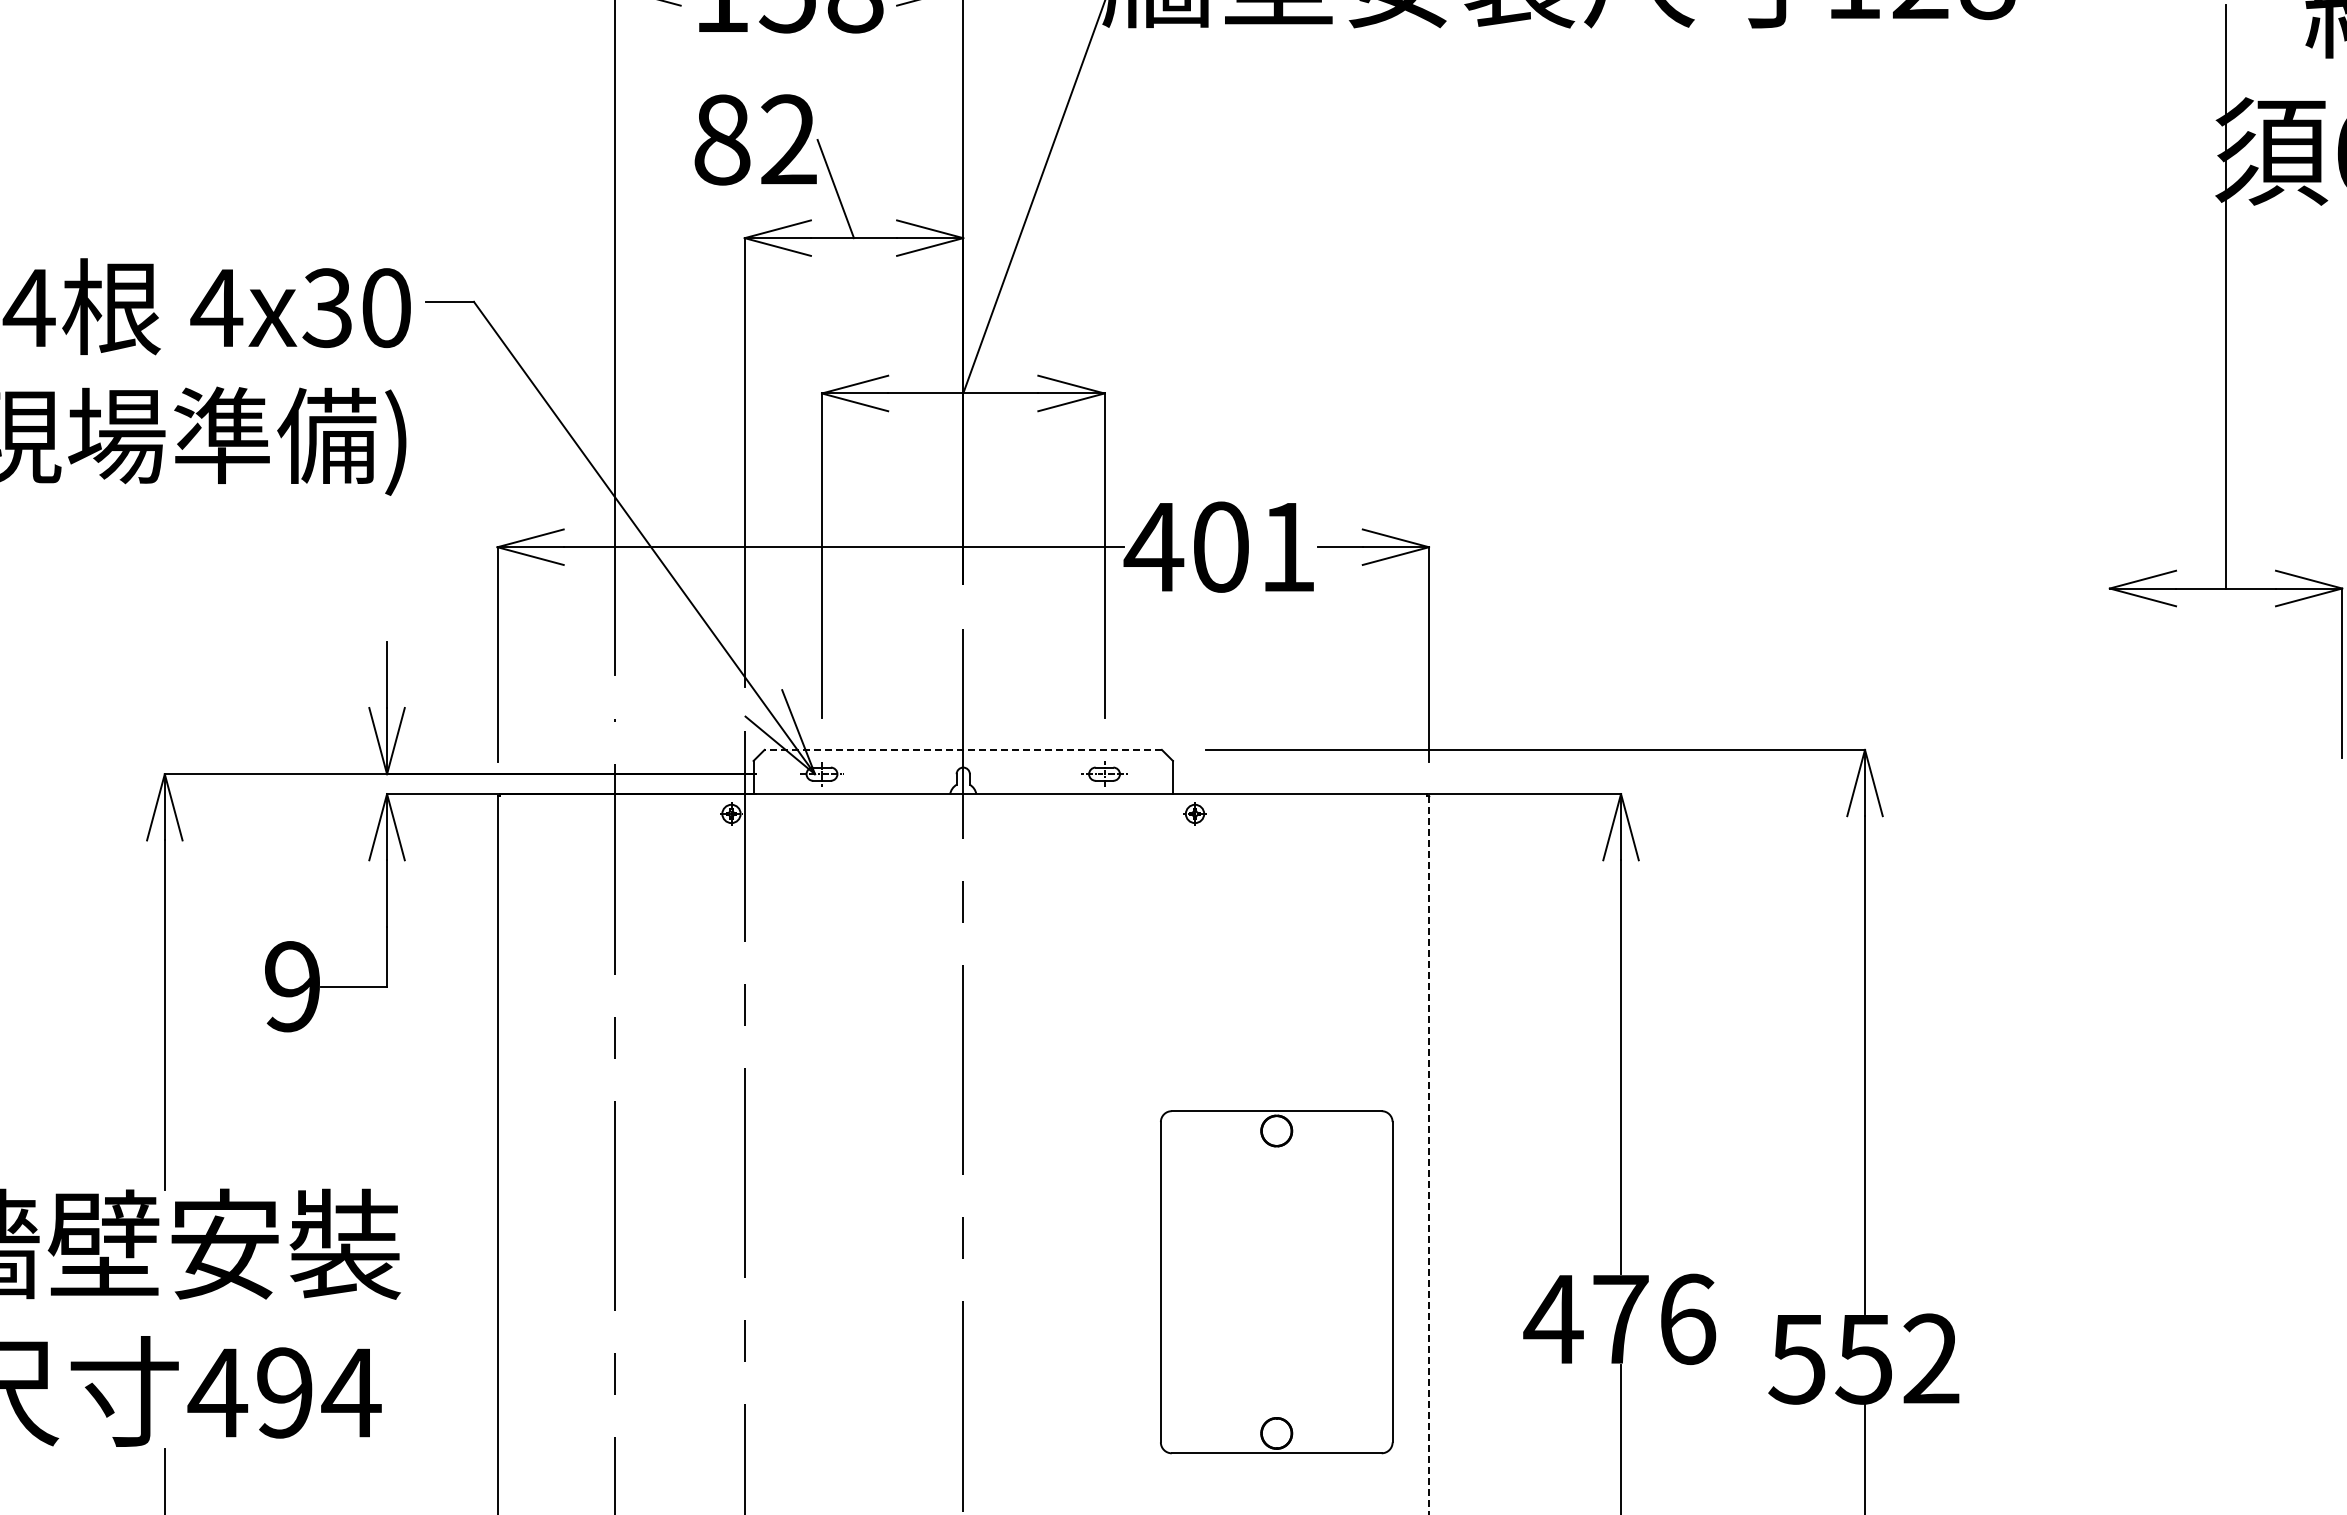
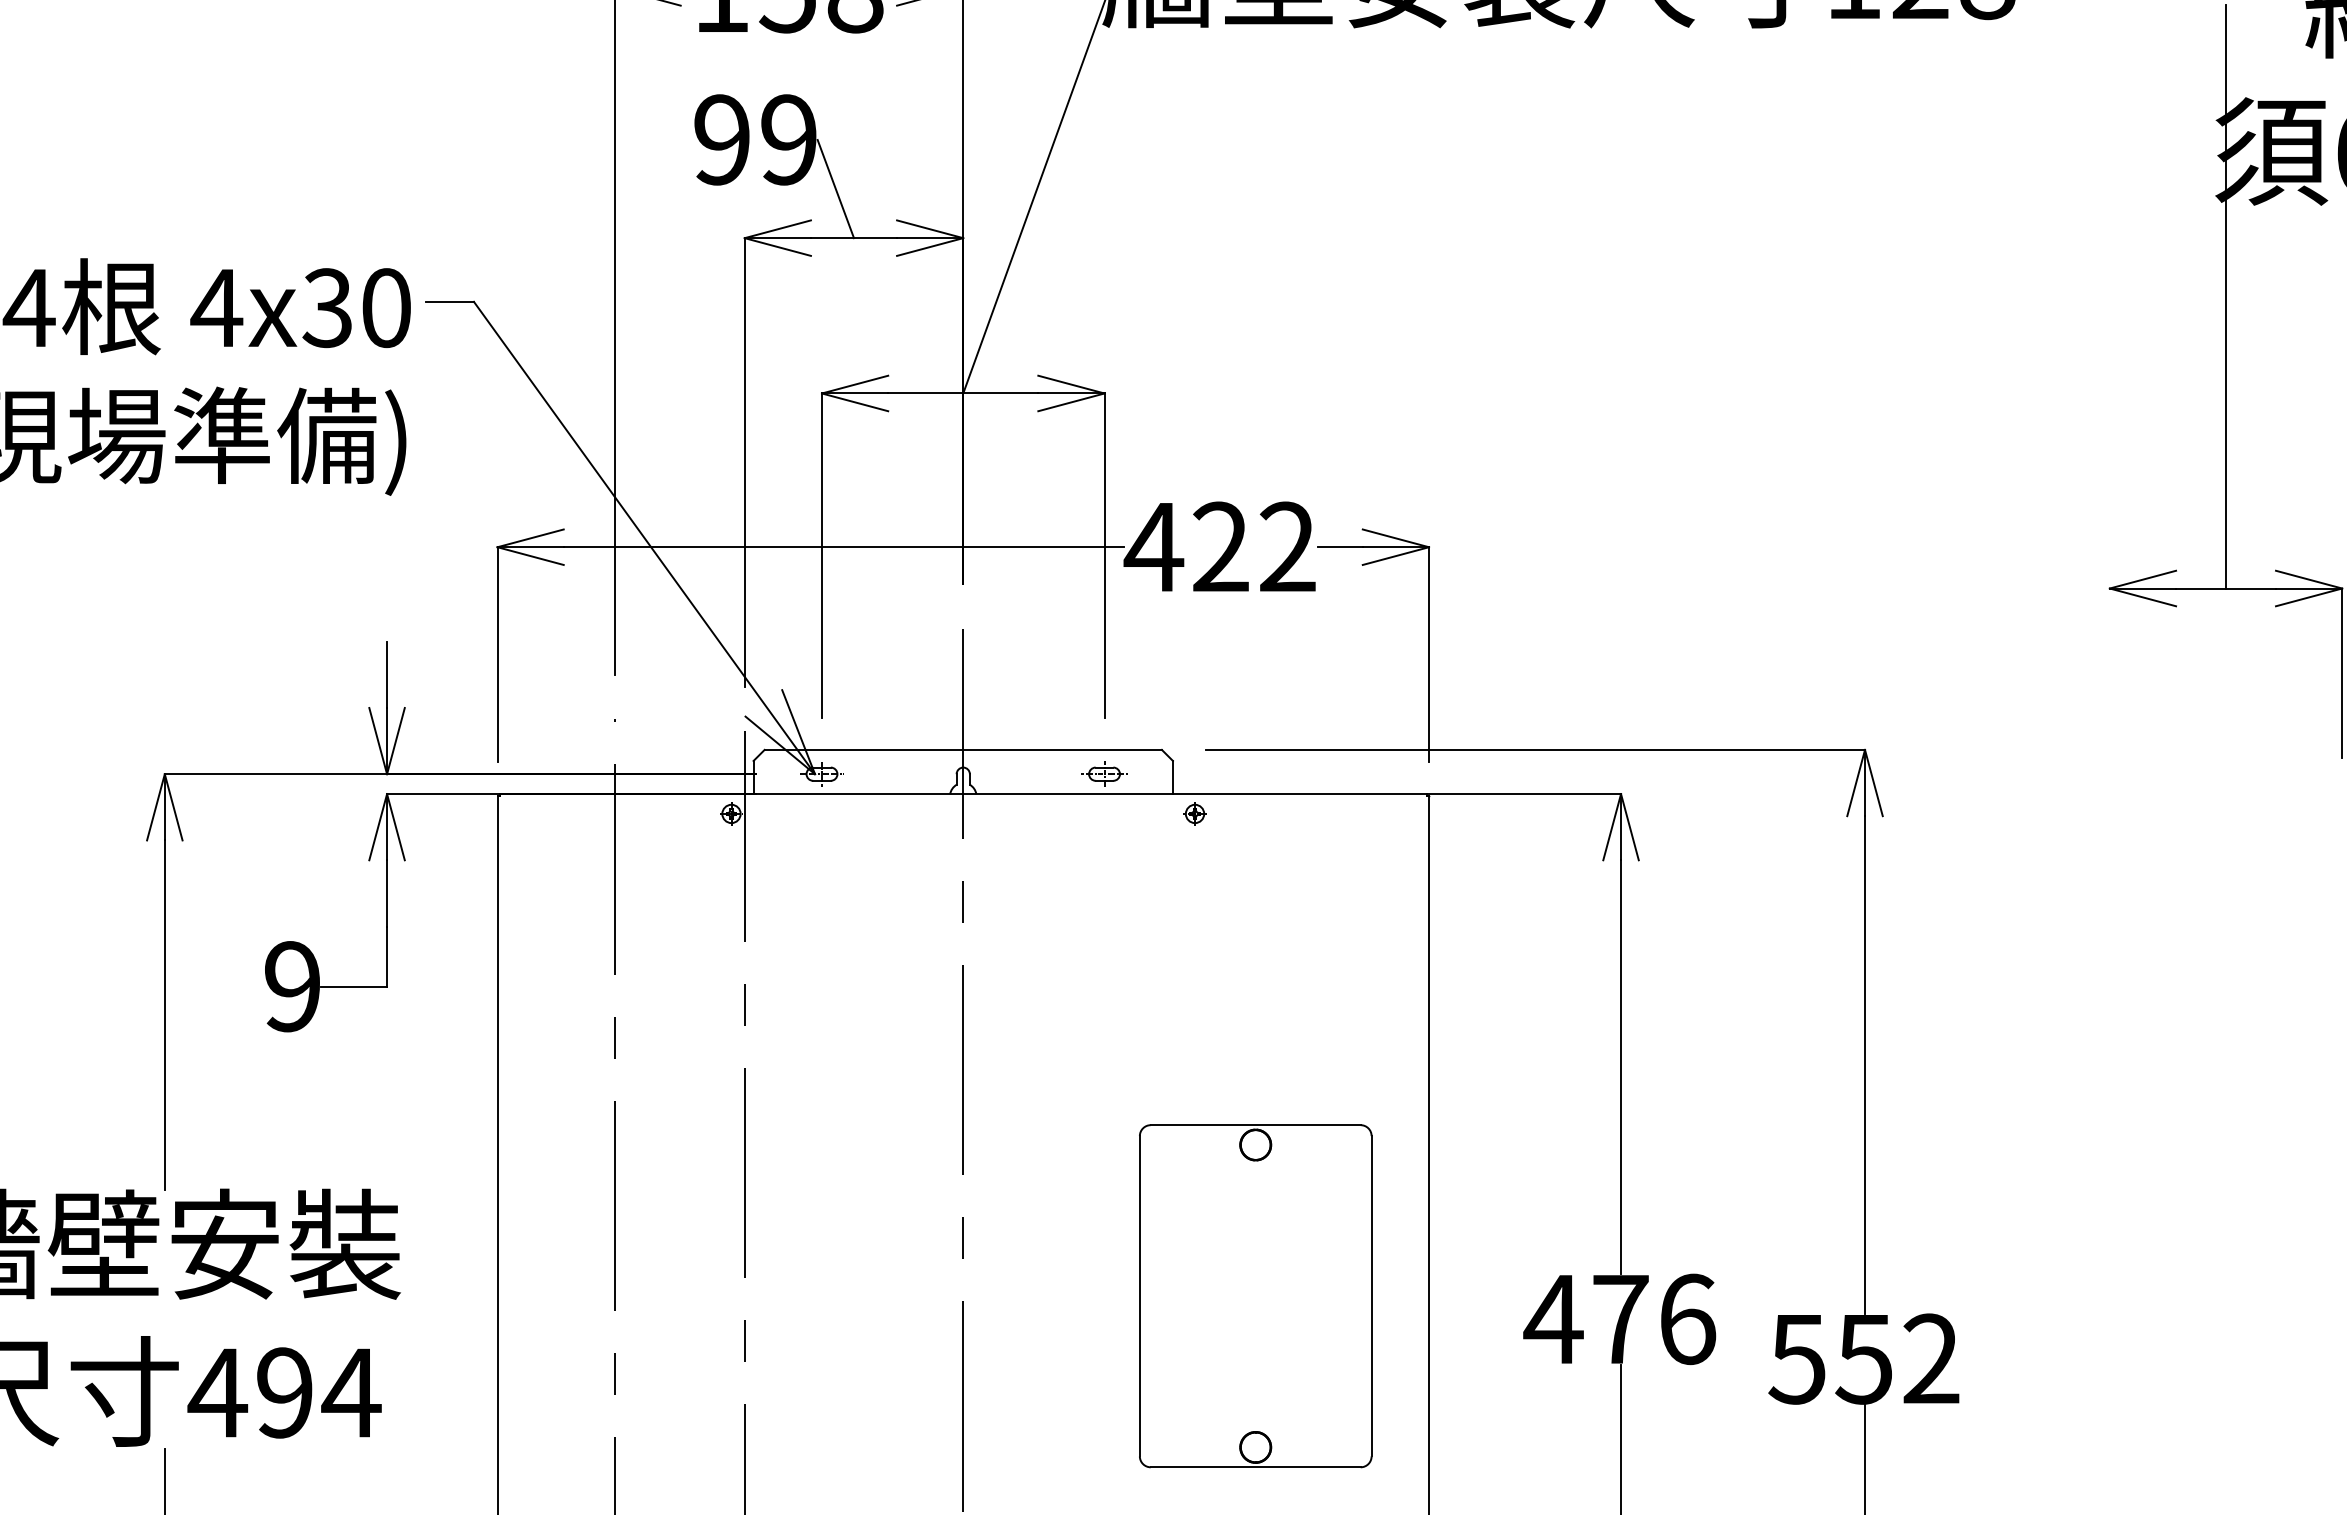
text: 82 -> 99 (755, 139)
text: 401 -> 422 (1254, 546)
line: dashed -> solid (963, 749)
line: dashed -> solid (1429, 1156)
part position: (1276, 1282) -> (1255, 1296) (1255, 1296)
